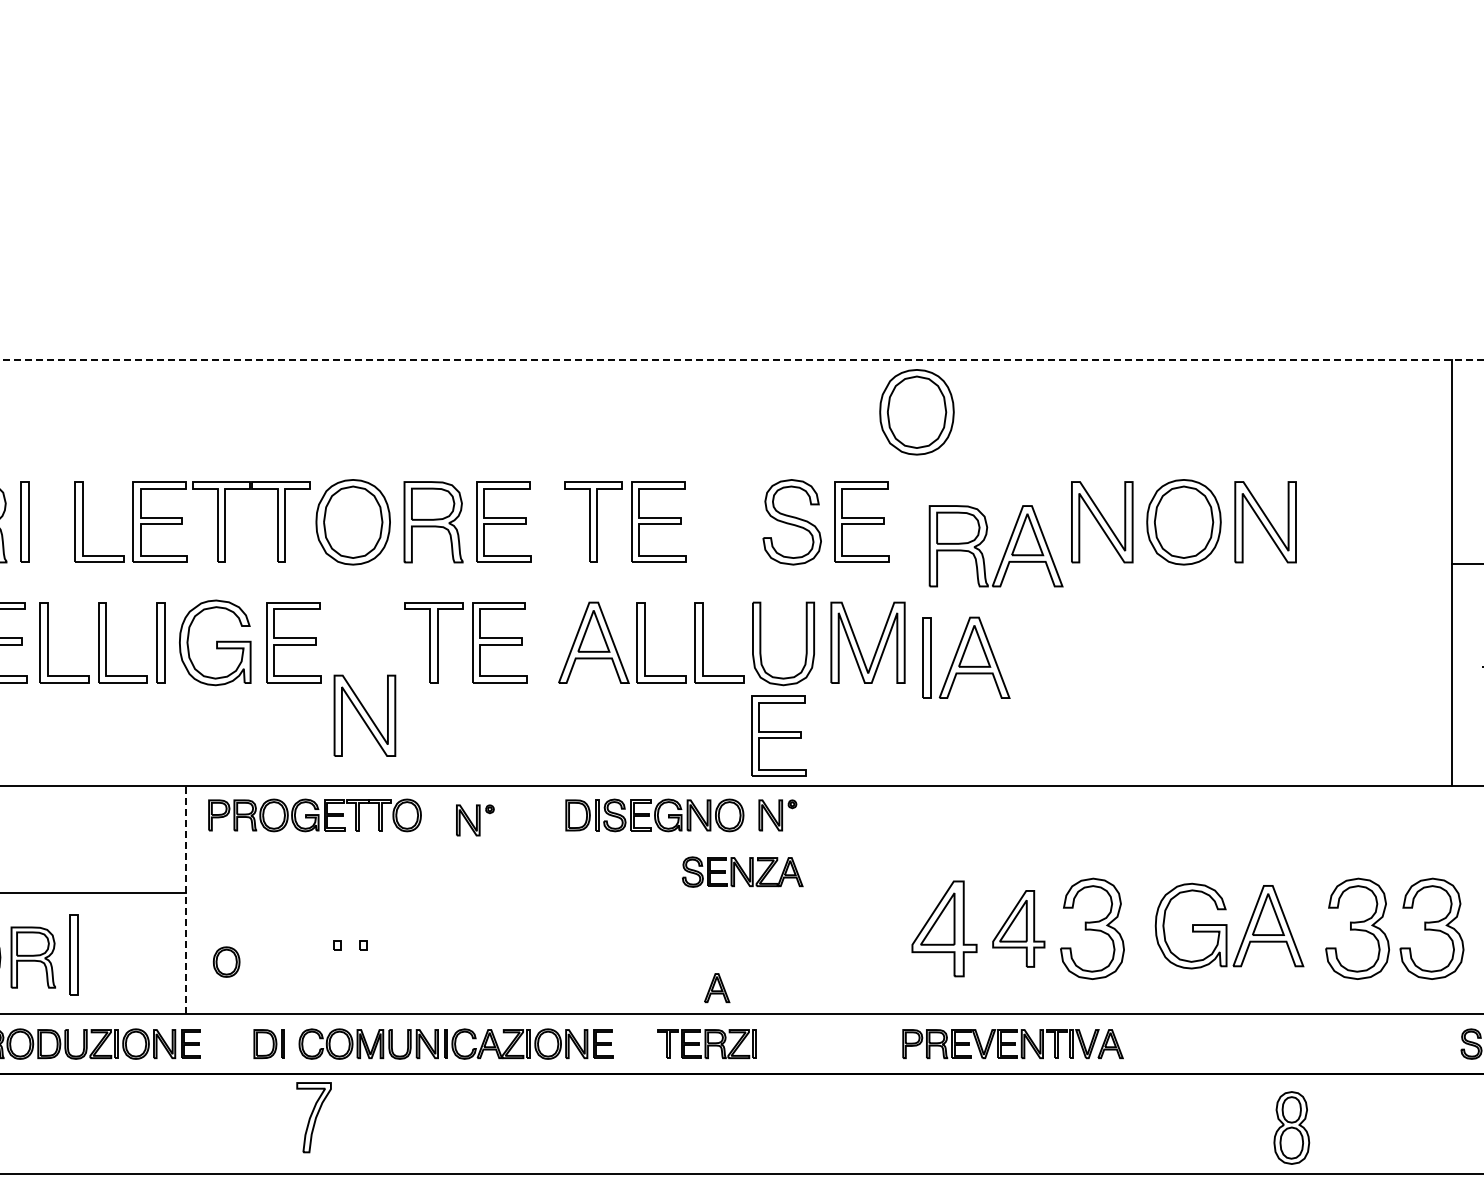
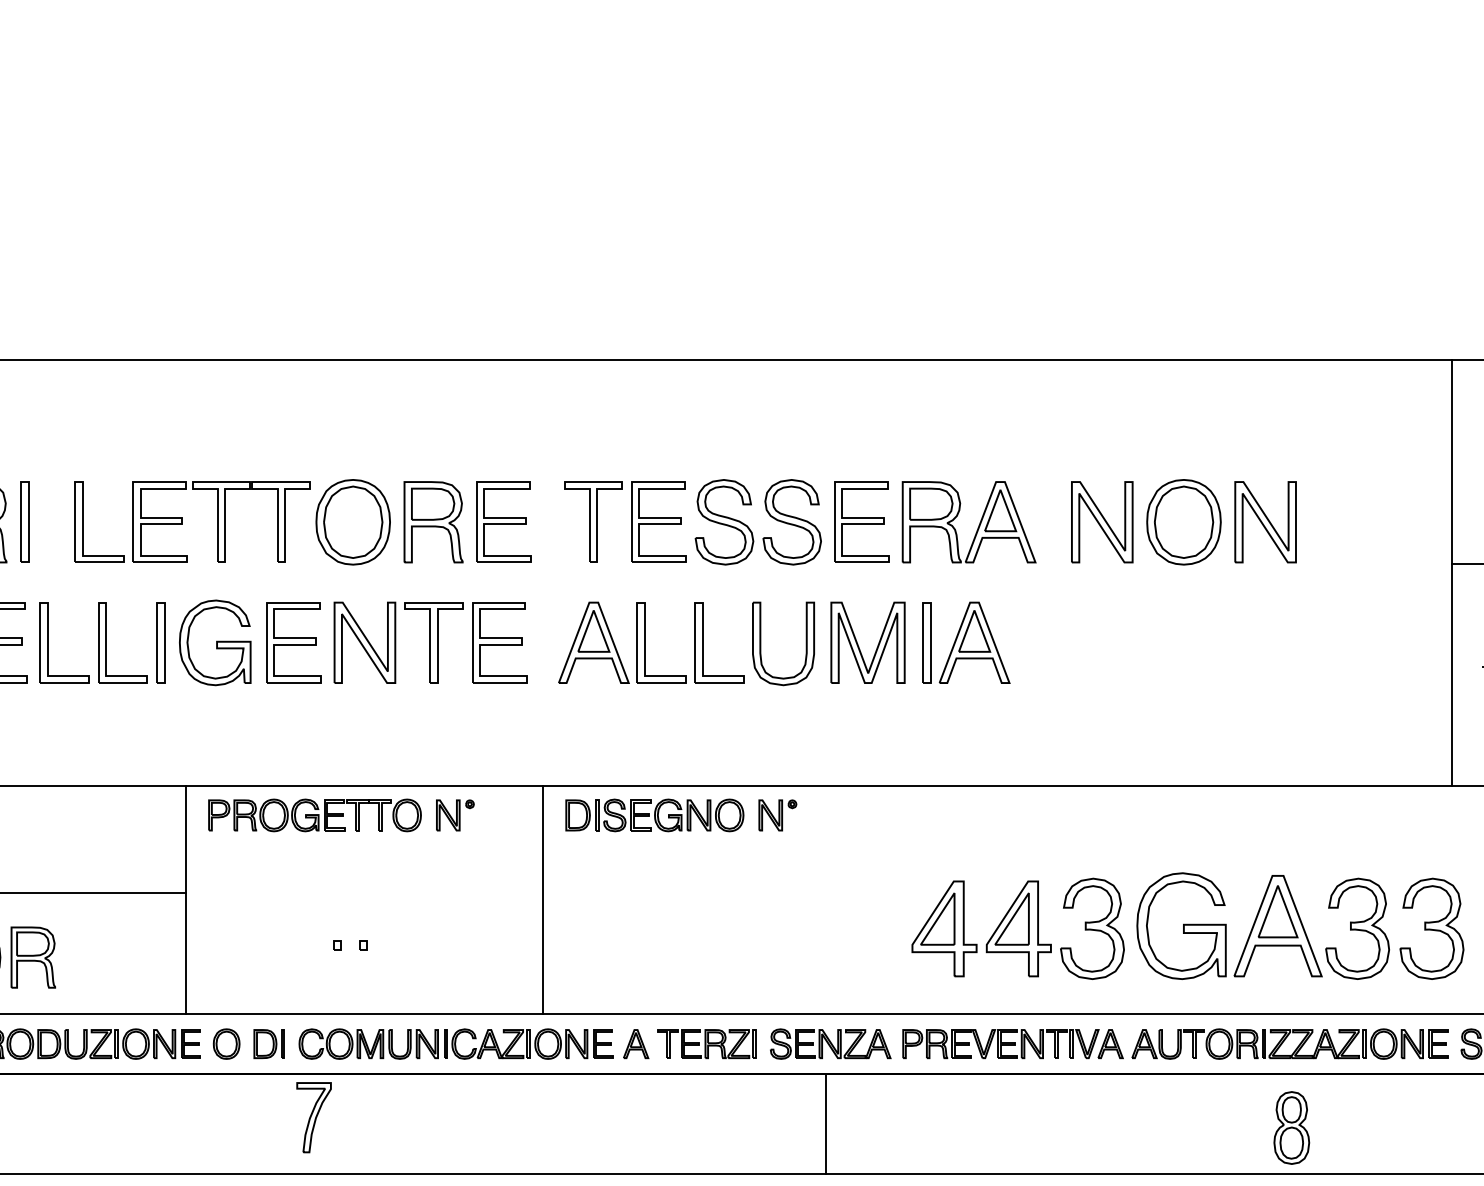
line: dashed -> solid (742, 360)
part: present -> none (916, 412)
part: none -> present (724, 522)
part position: (1004, 551) -> (977, 527) (977, 527)
part position: (966, 657) -> (966, 642) (966, 642)
part position: (364, 715) -> (364, 642) (364, 642)
part: present -> none (778, 735)
part position: (475, 820) -> (455, 815) (455, 815)
part position: (742, 871) -> (830, 1043) (830, 1043)
line: none -> present (542, 899)
line: dashed -> solid (185, 900)
part size: 151x88 px -> 187x108 px (1229, 925)
part size: 54x78 px -> 67x98 px (1018, 928)
part: present -> none (73, 954)
part position: (226, 961) -> (226, 1043) (226, 1043)
part position: (717, 988) -> (636, 1044) (636, 1044)
part: none -> present (1289, 1043)
line: none -> present (826, 1123)
